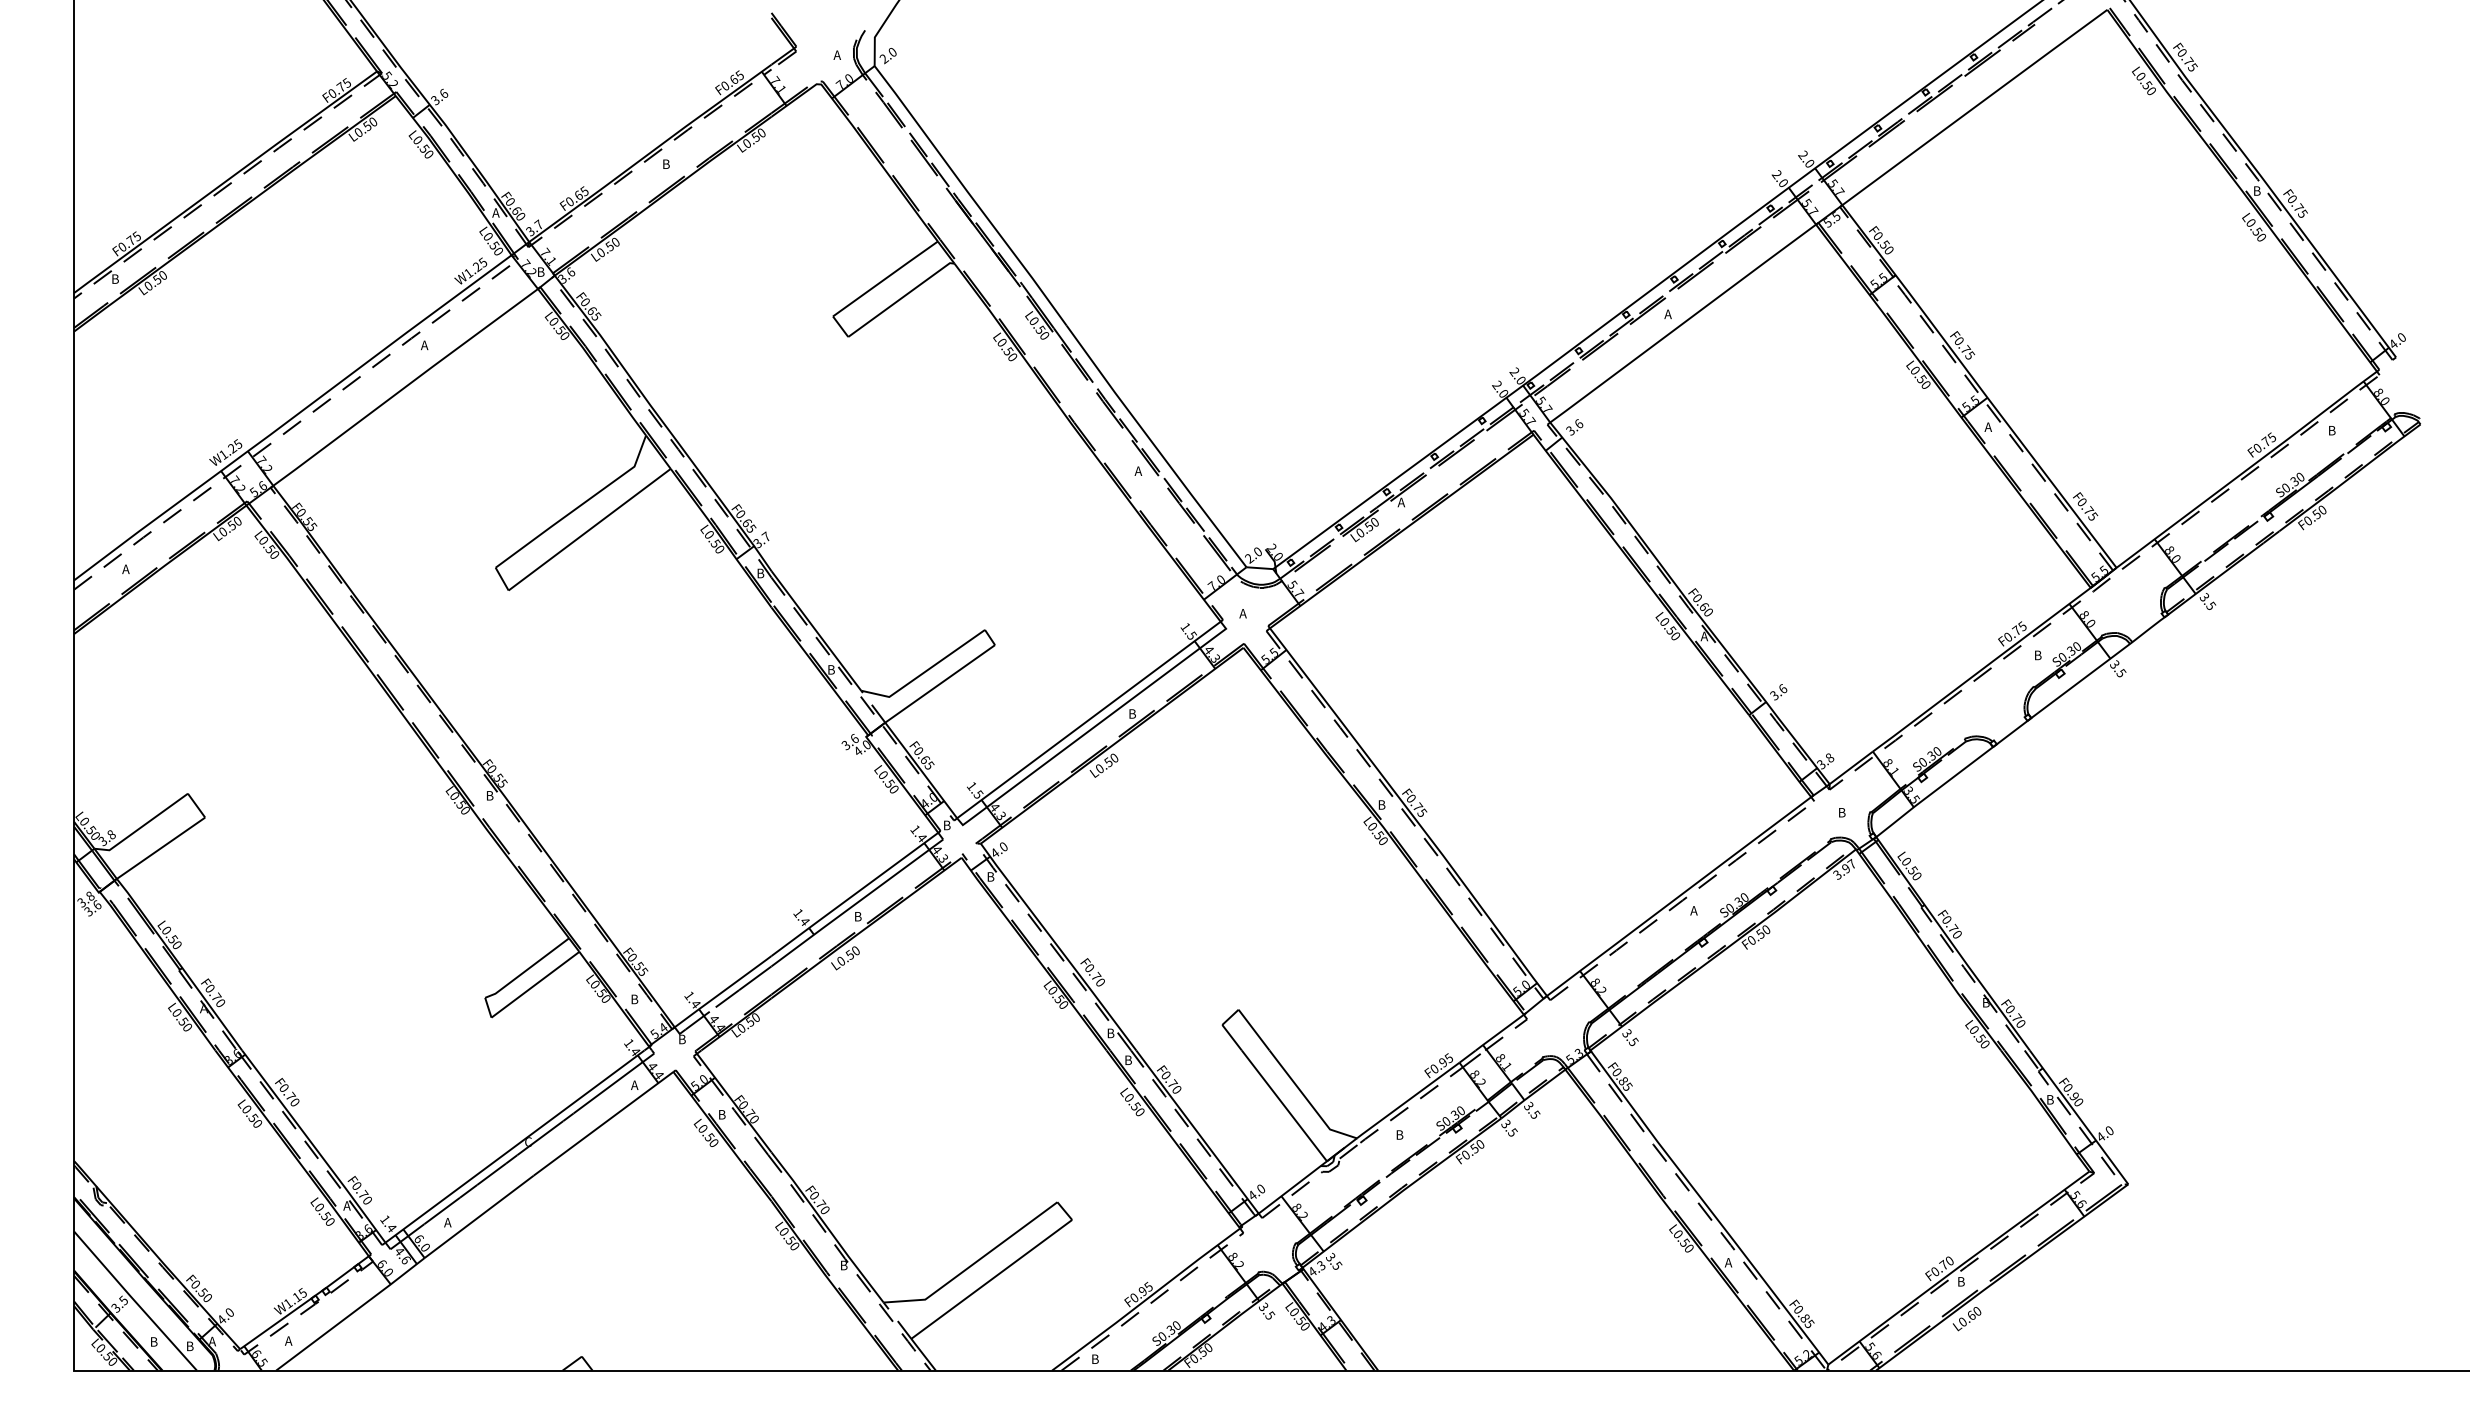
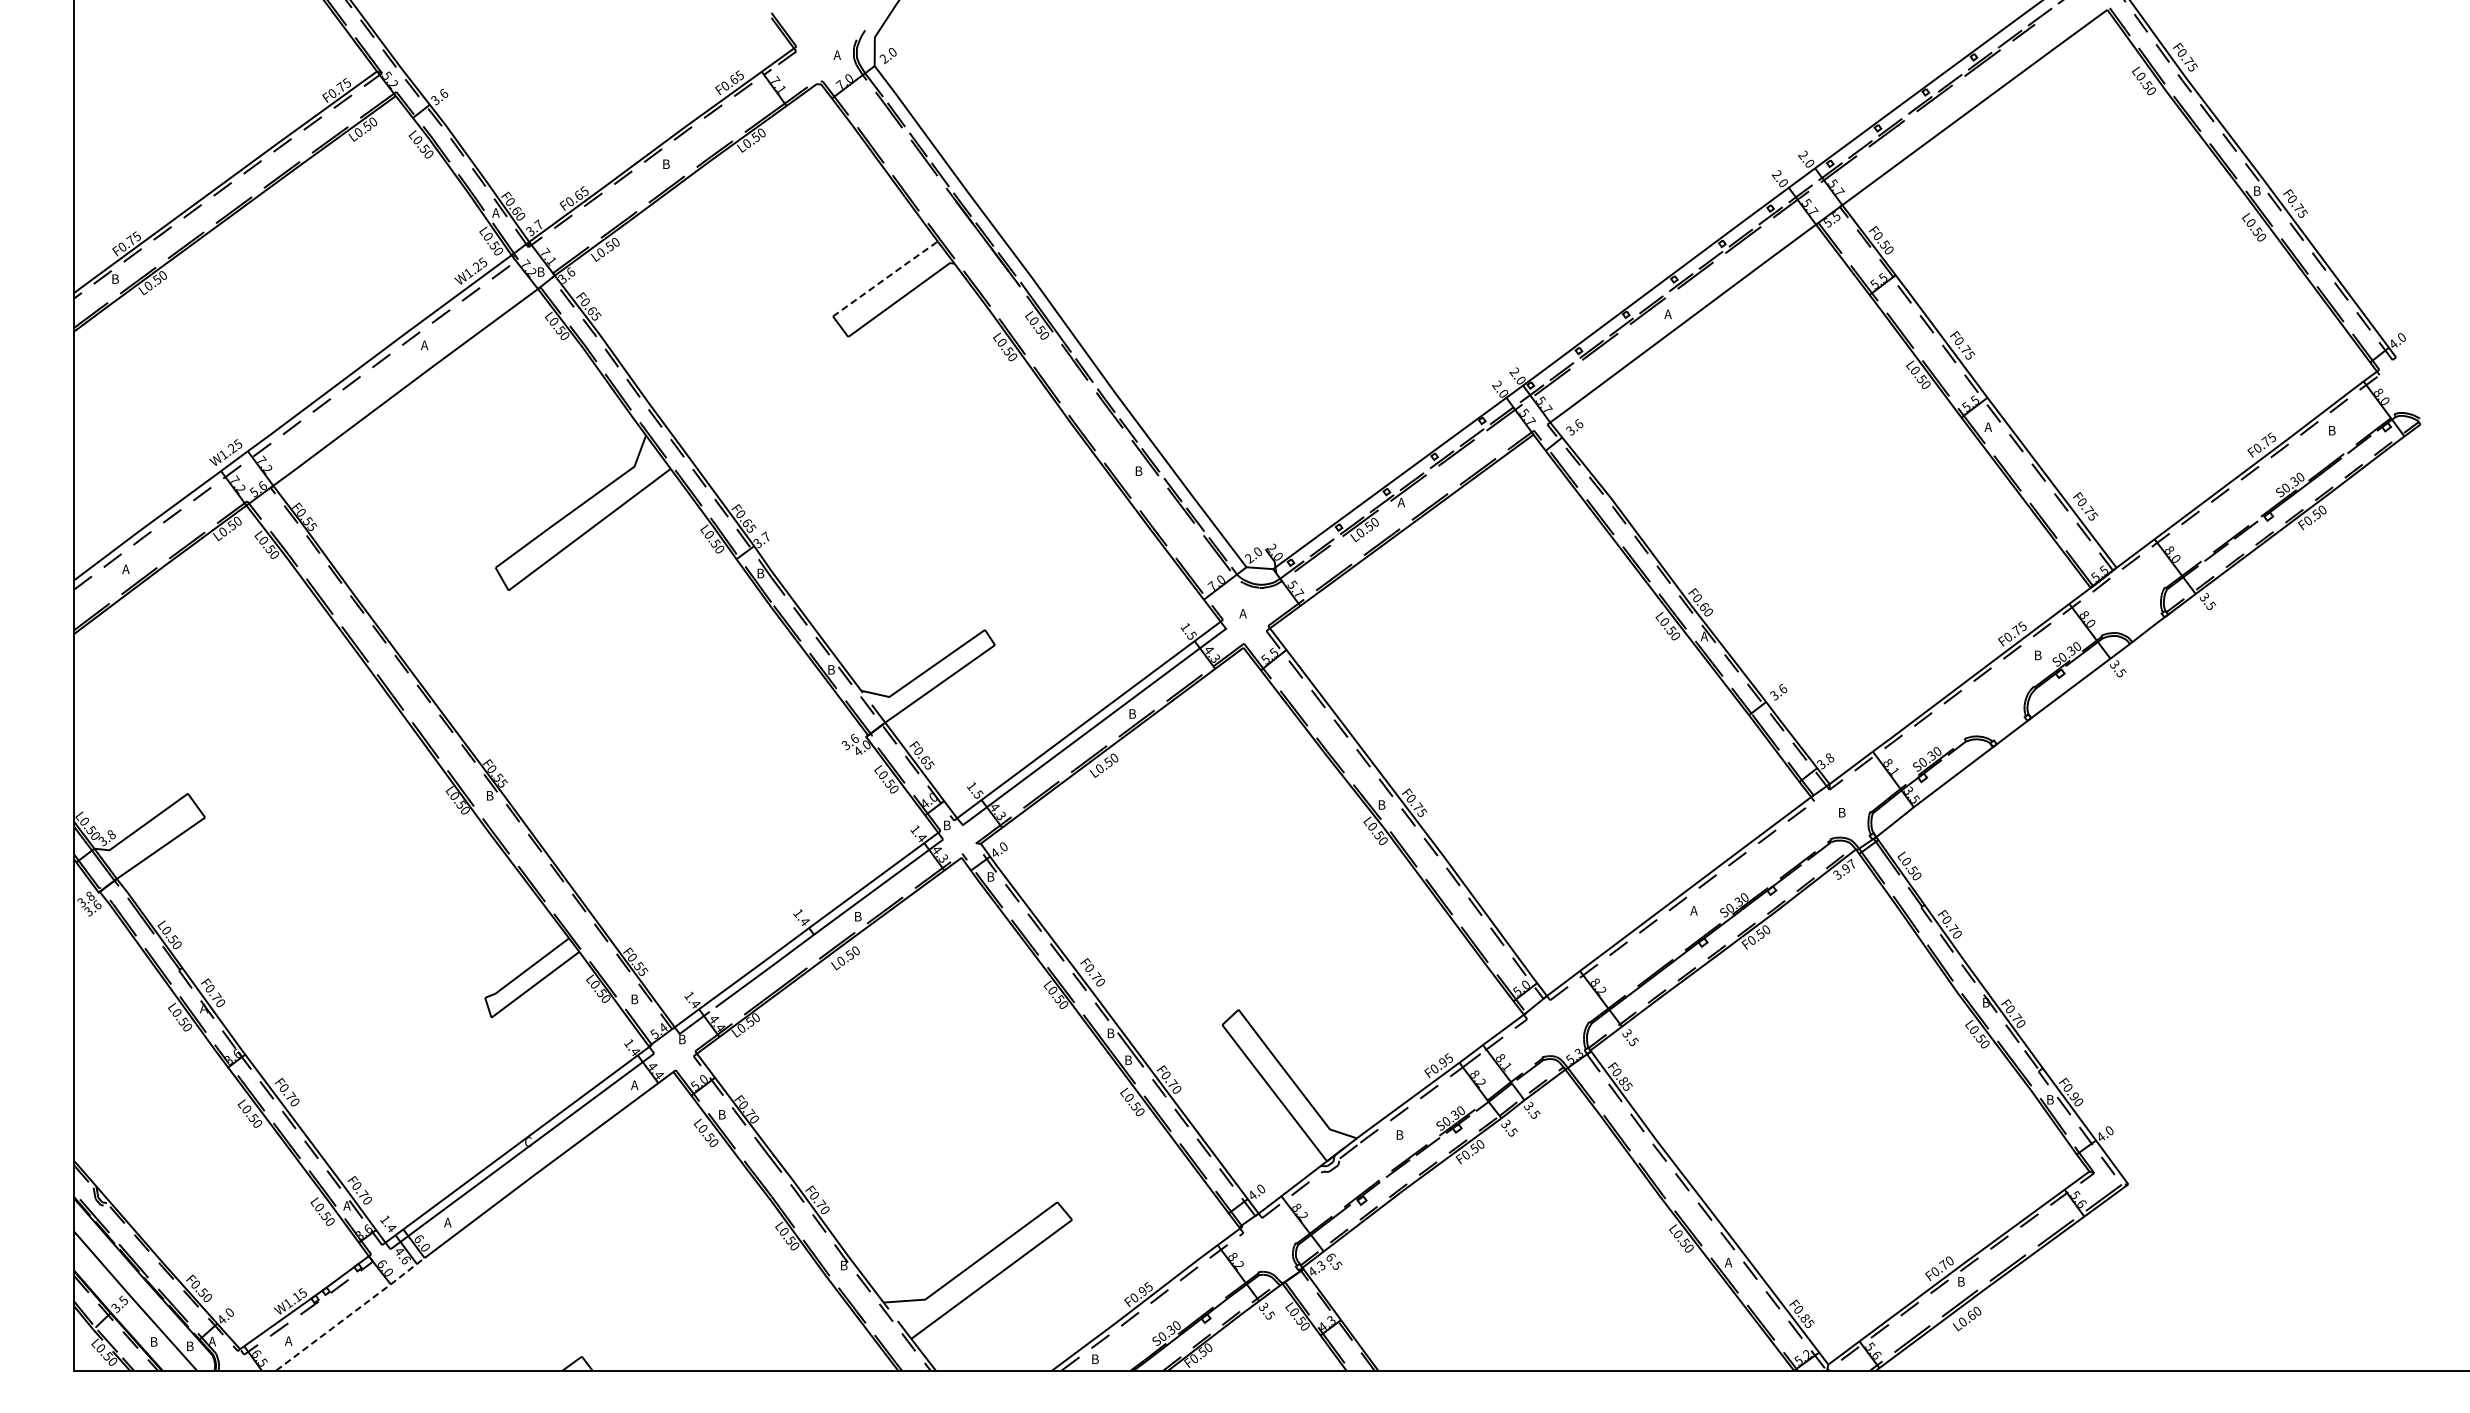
line: solid -> dashed (886, 278)
text: A -> B (1138, 470)
text: 3.5 -> 6.5 (1330, 1256)
line: solid -> dashed (351, 1314)
